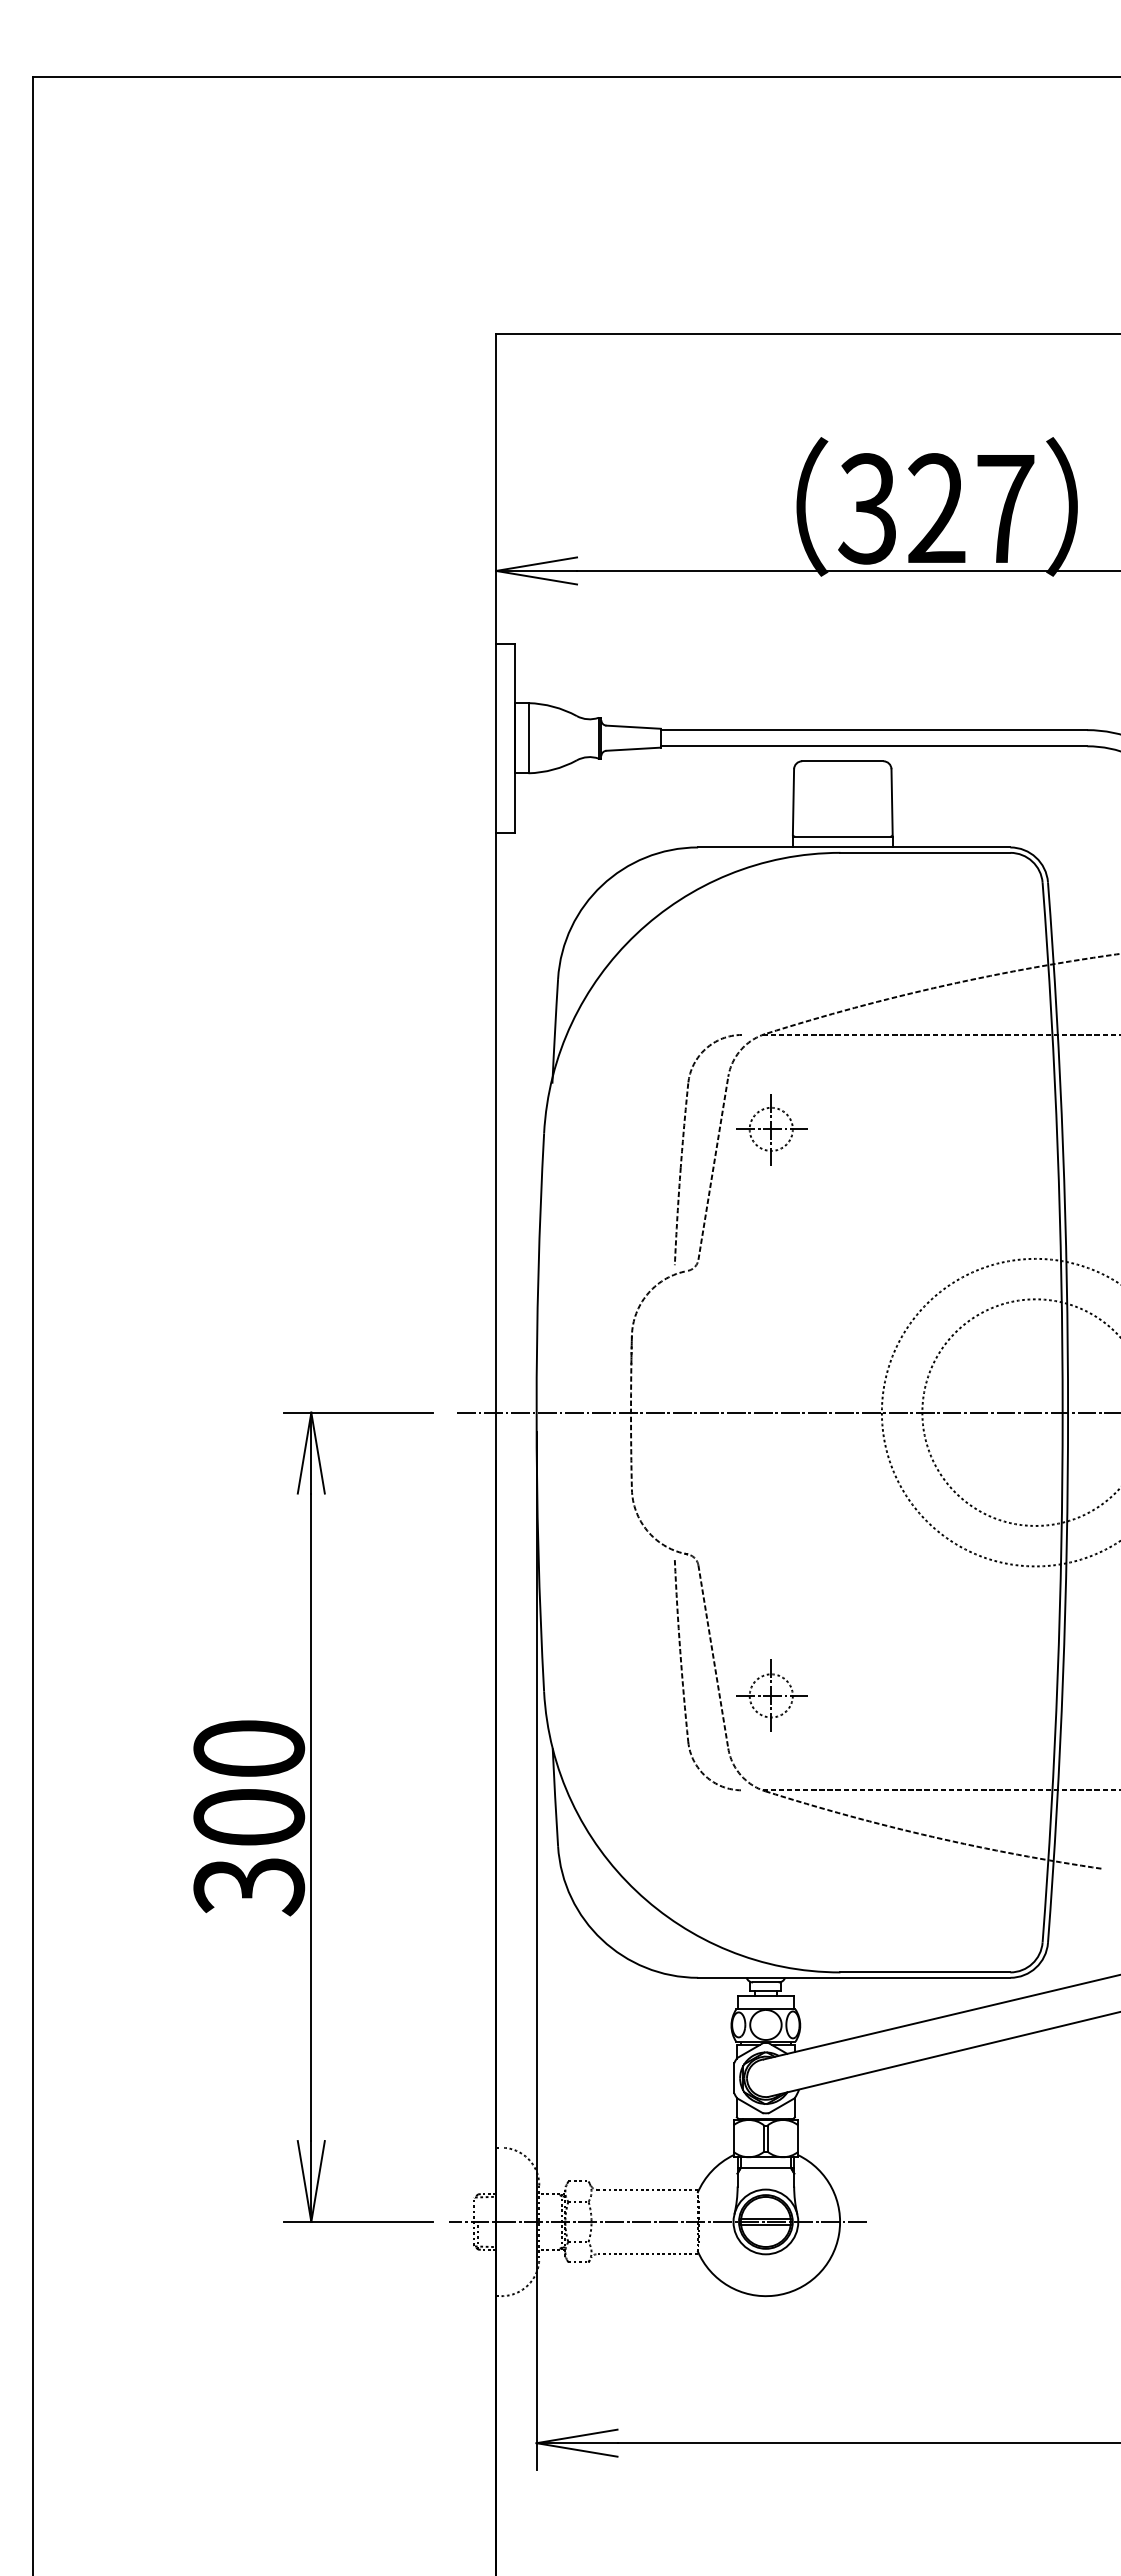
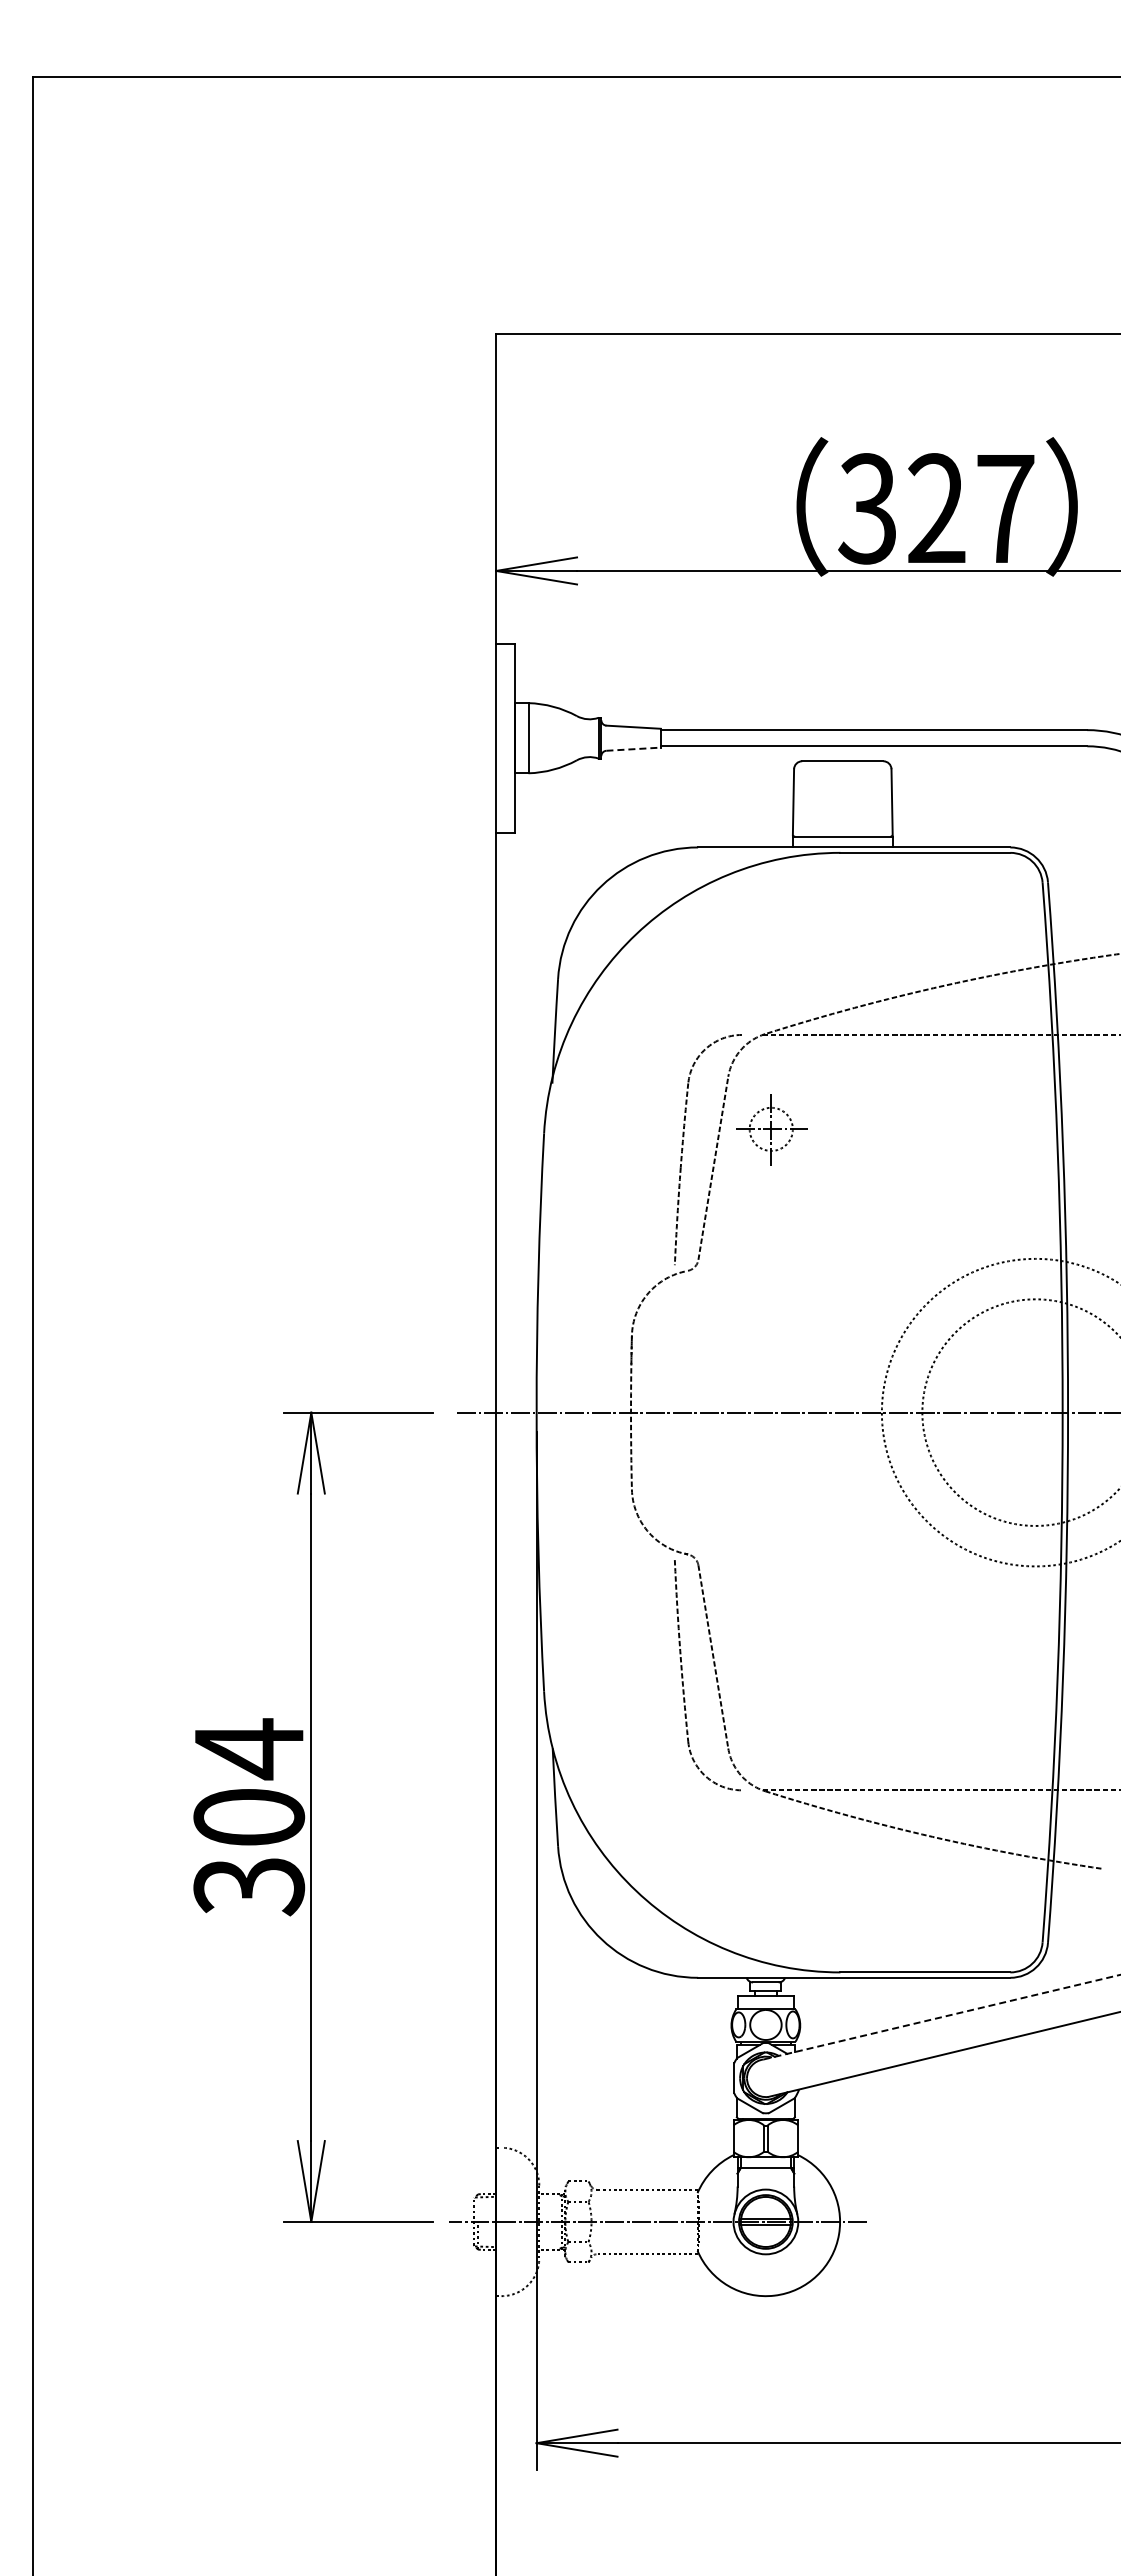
line: solid -> dashed (634, 749)
part: present -> none (771, 1695)
text: 300 -> 304 (249, 1749)
line: solid -> dashed (942, 2017)
